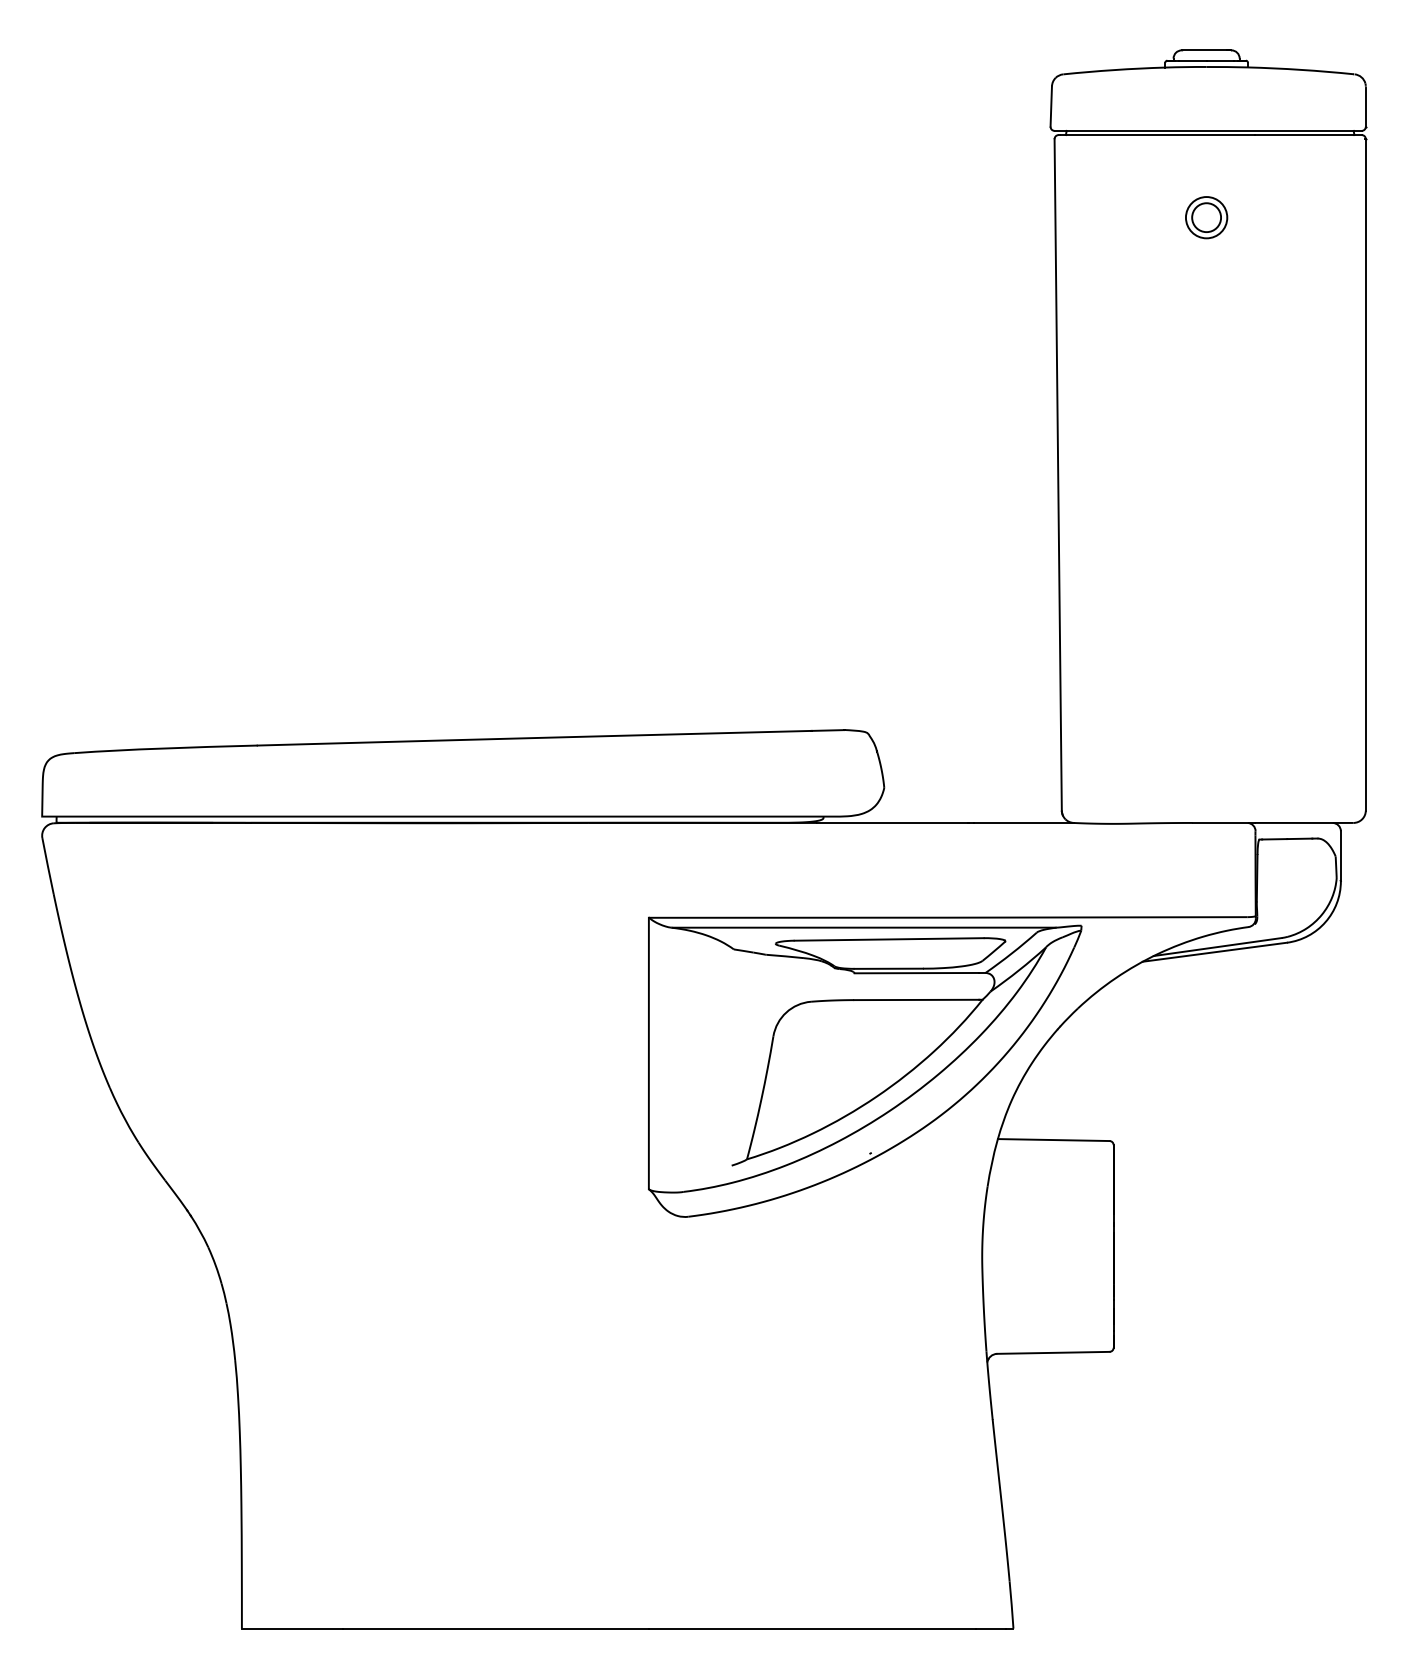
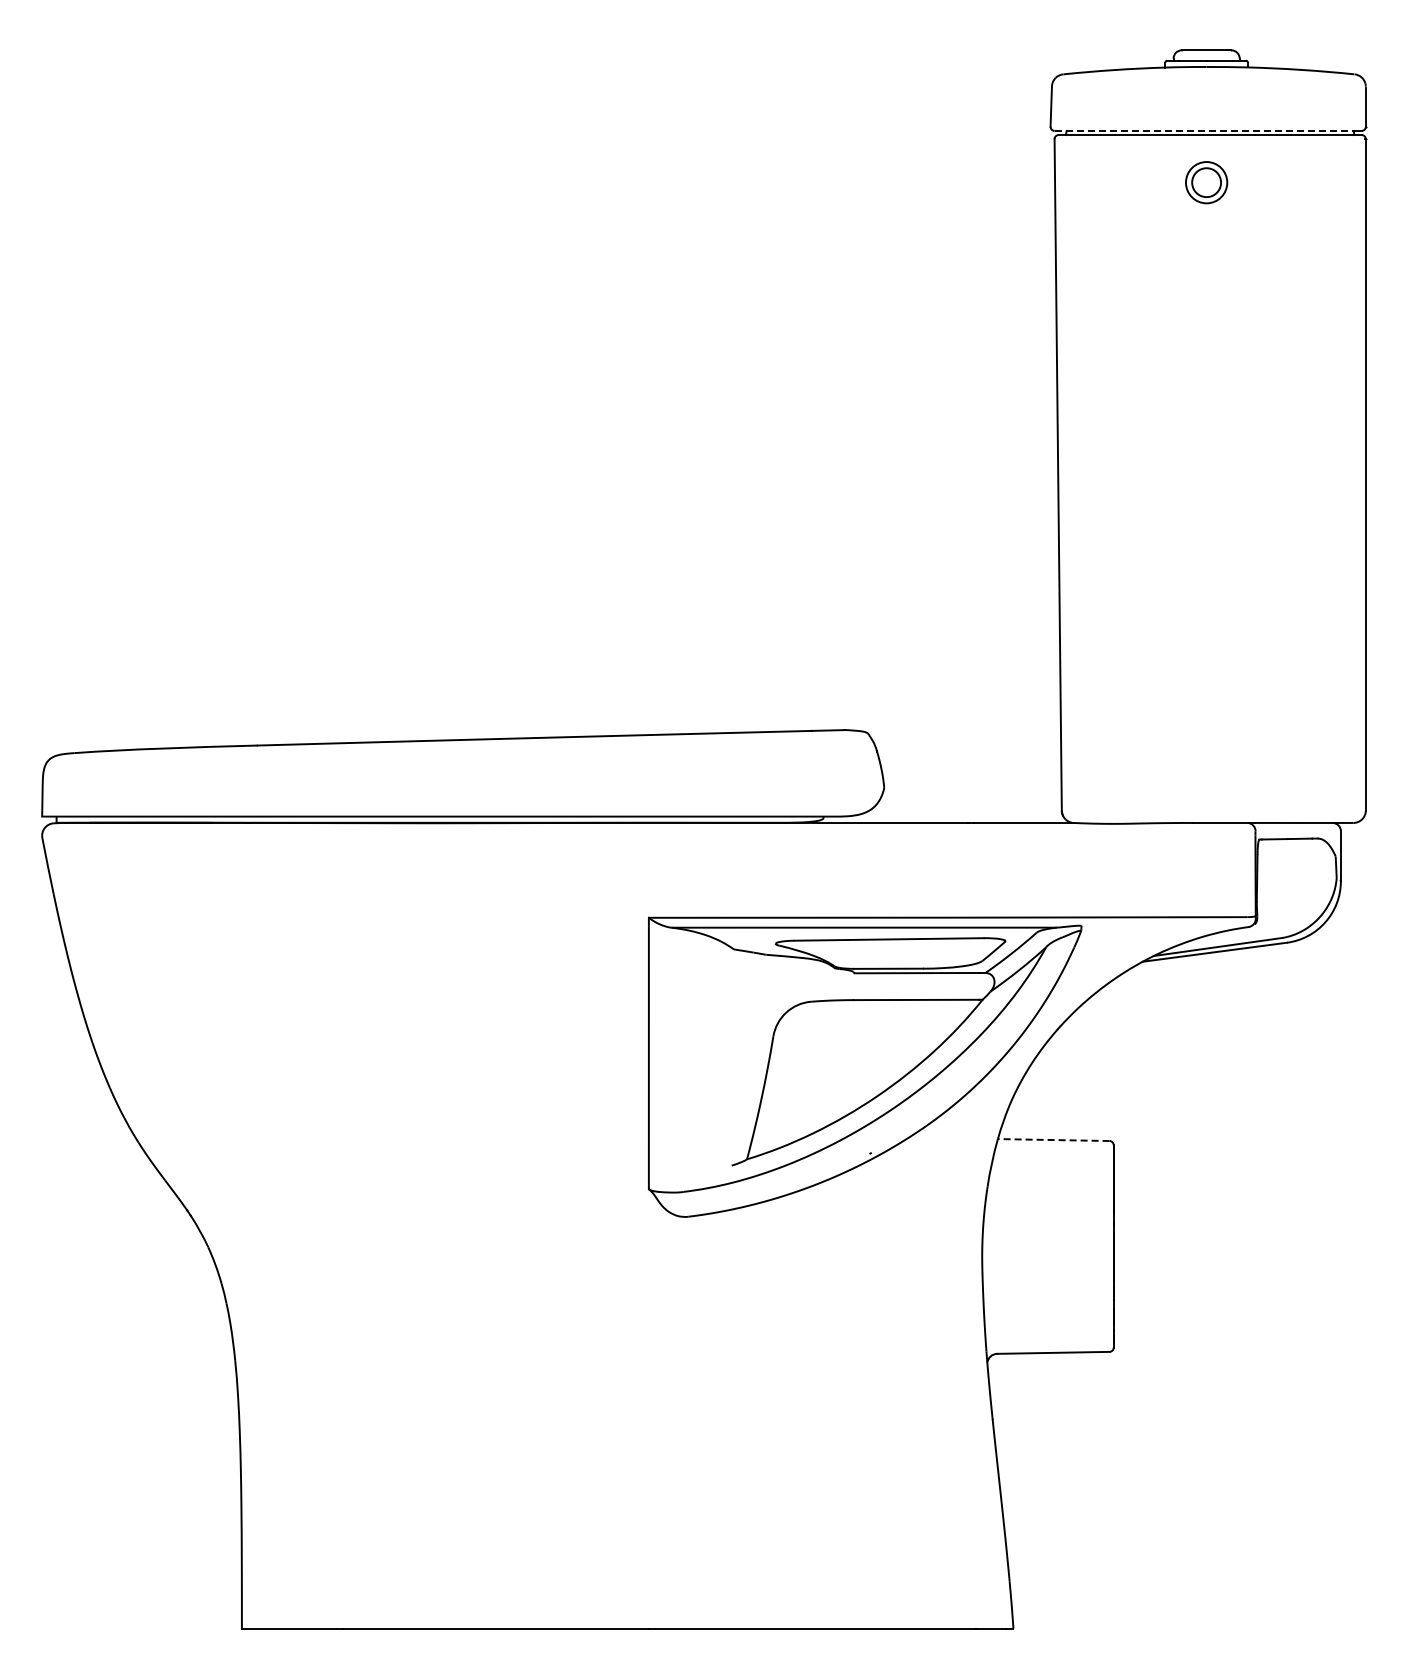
line: solid -> dashed (1204, 130)
part position: (1206, 217) -> (1206, 182) (1206, 182)
line: solid -> dashed (1053, 1140)
